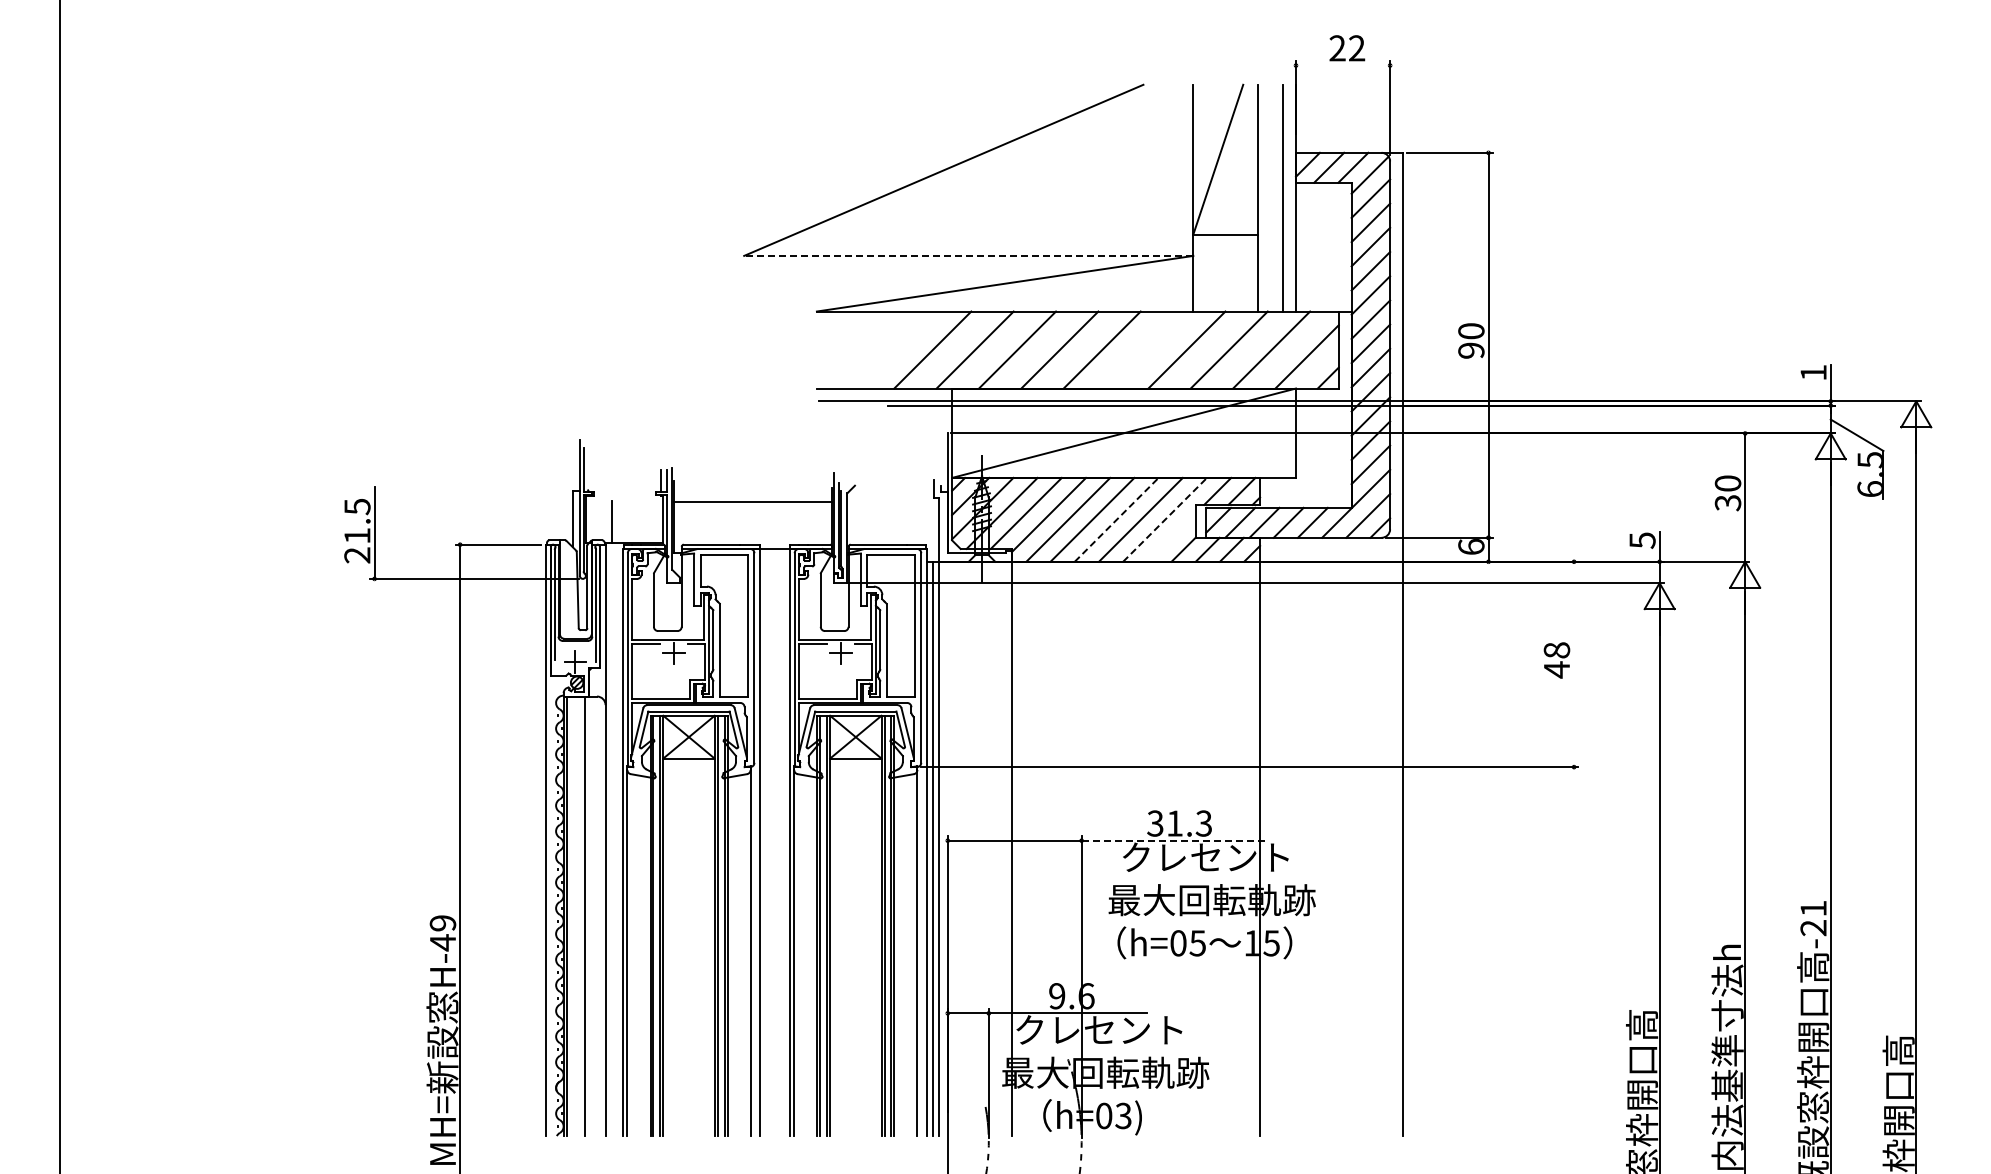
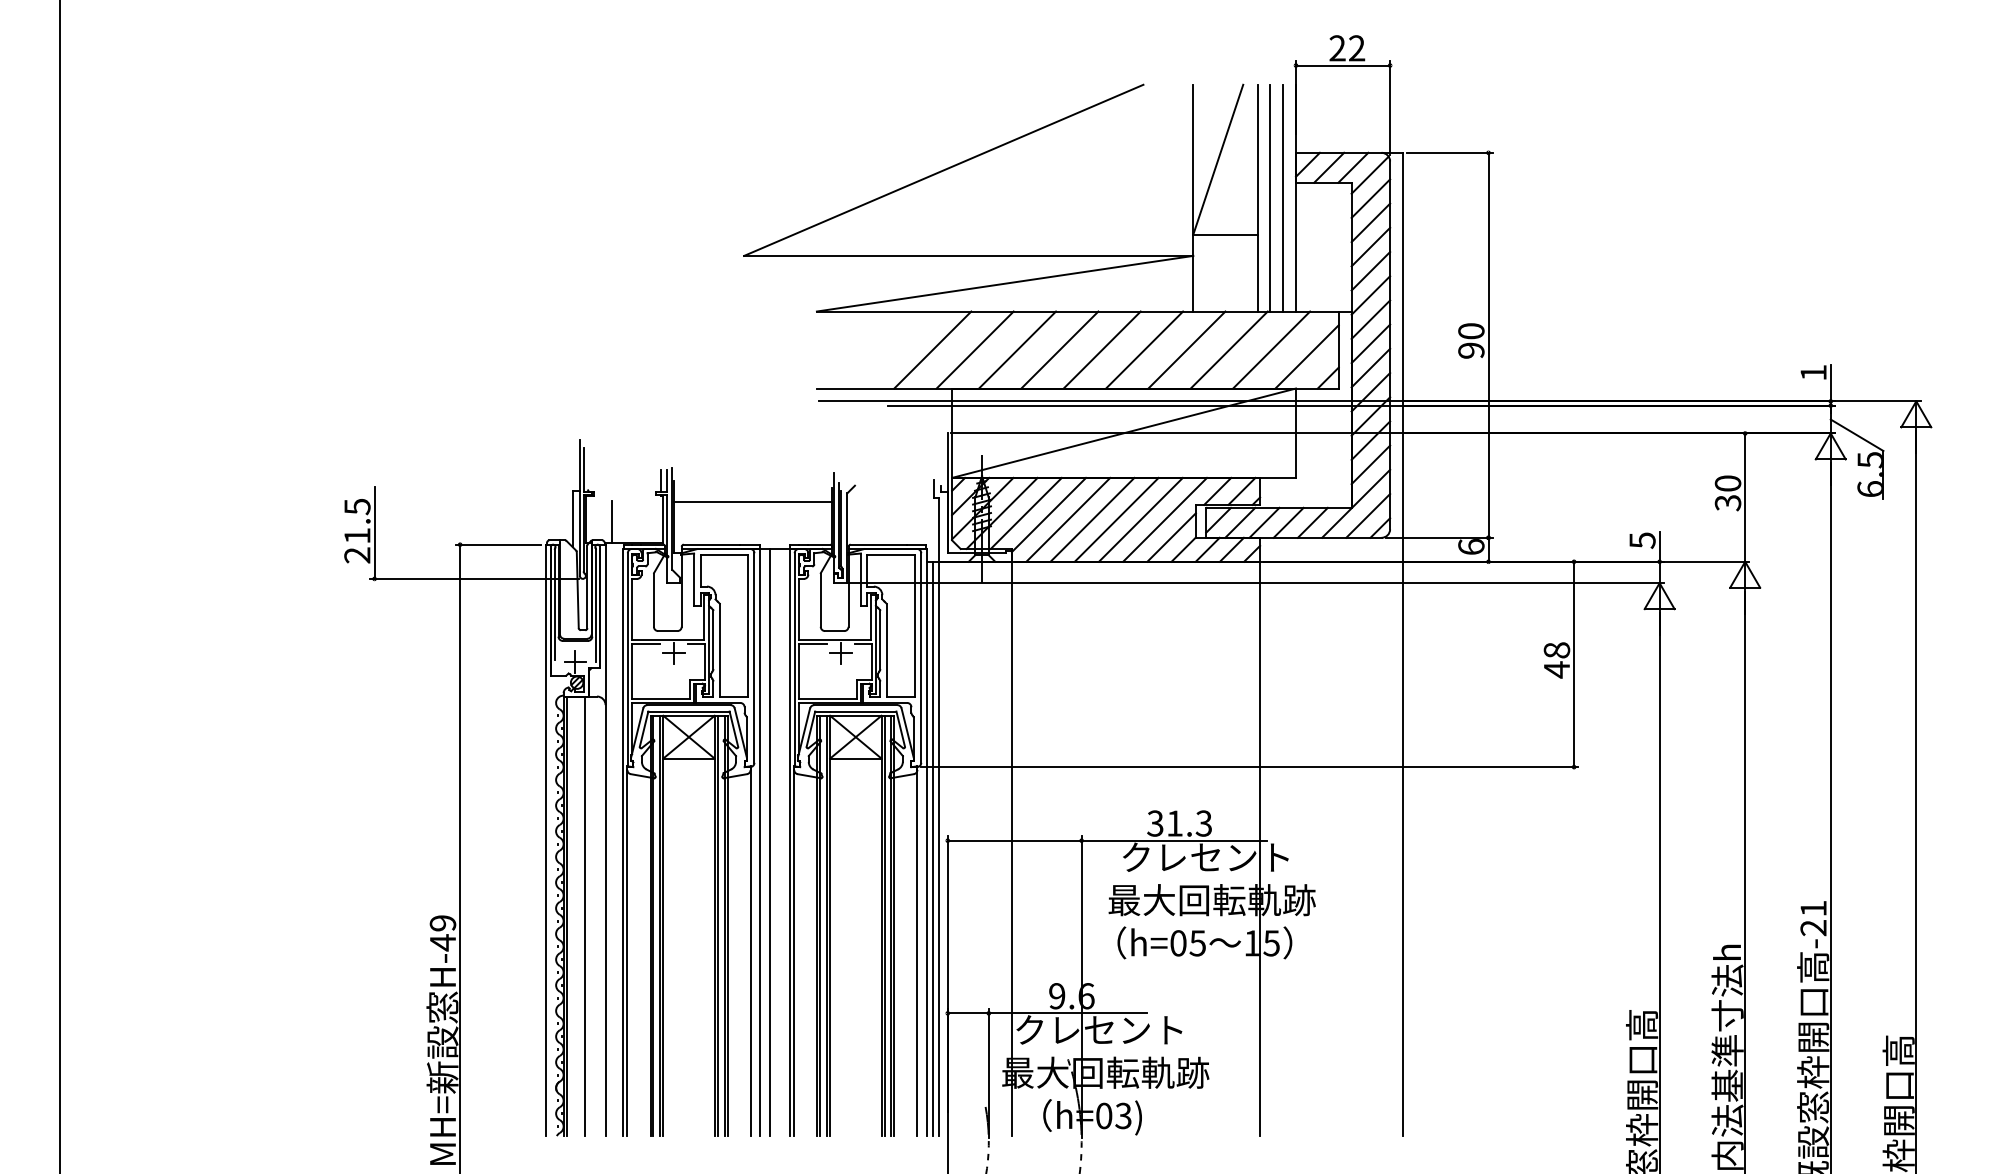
line: none -> present (1343, 65)
line: none -> present (1270, 197)
line: dashed -> solid (968, 255)
line: none -> present (1144, 349)
line: dashed -> solid (1117, 519)
line: dashed -> solid (1165, 519)
line: none -> present (1171, 537)
line: none -> present (1574, 664)
line: dashed -> solid (1174, 840)
line: none -> present (770, 842)
